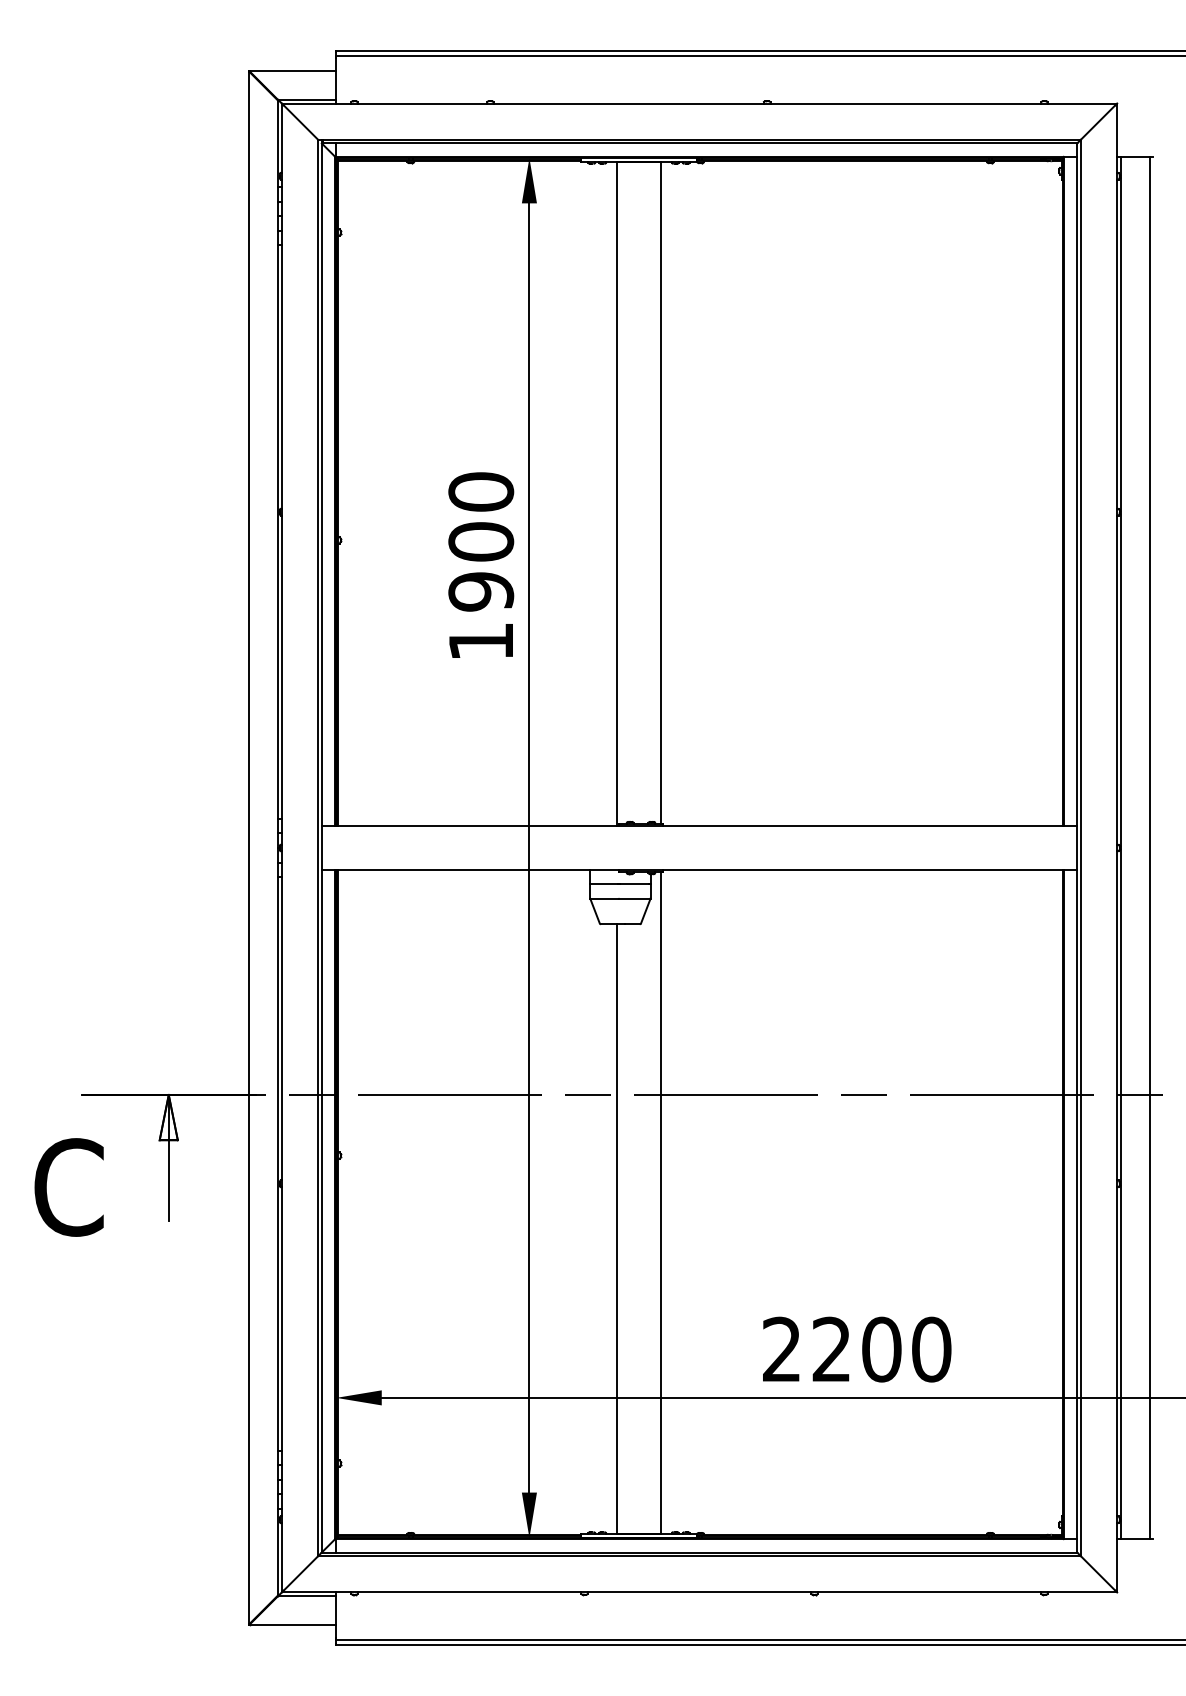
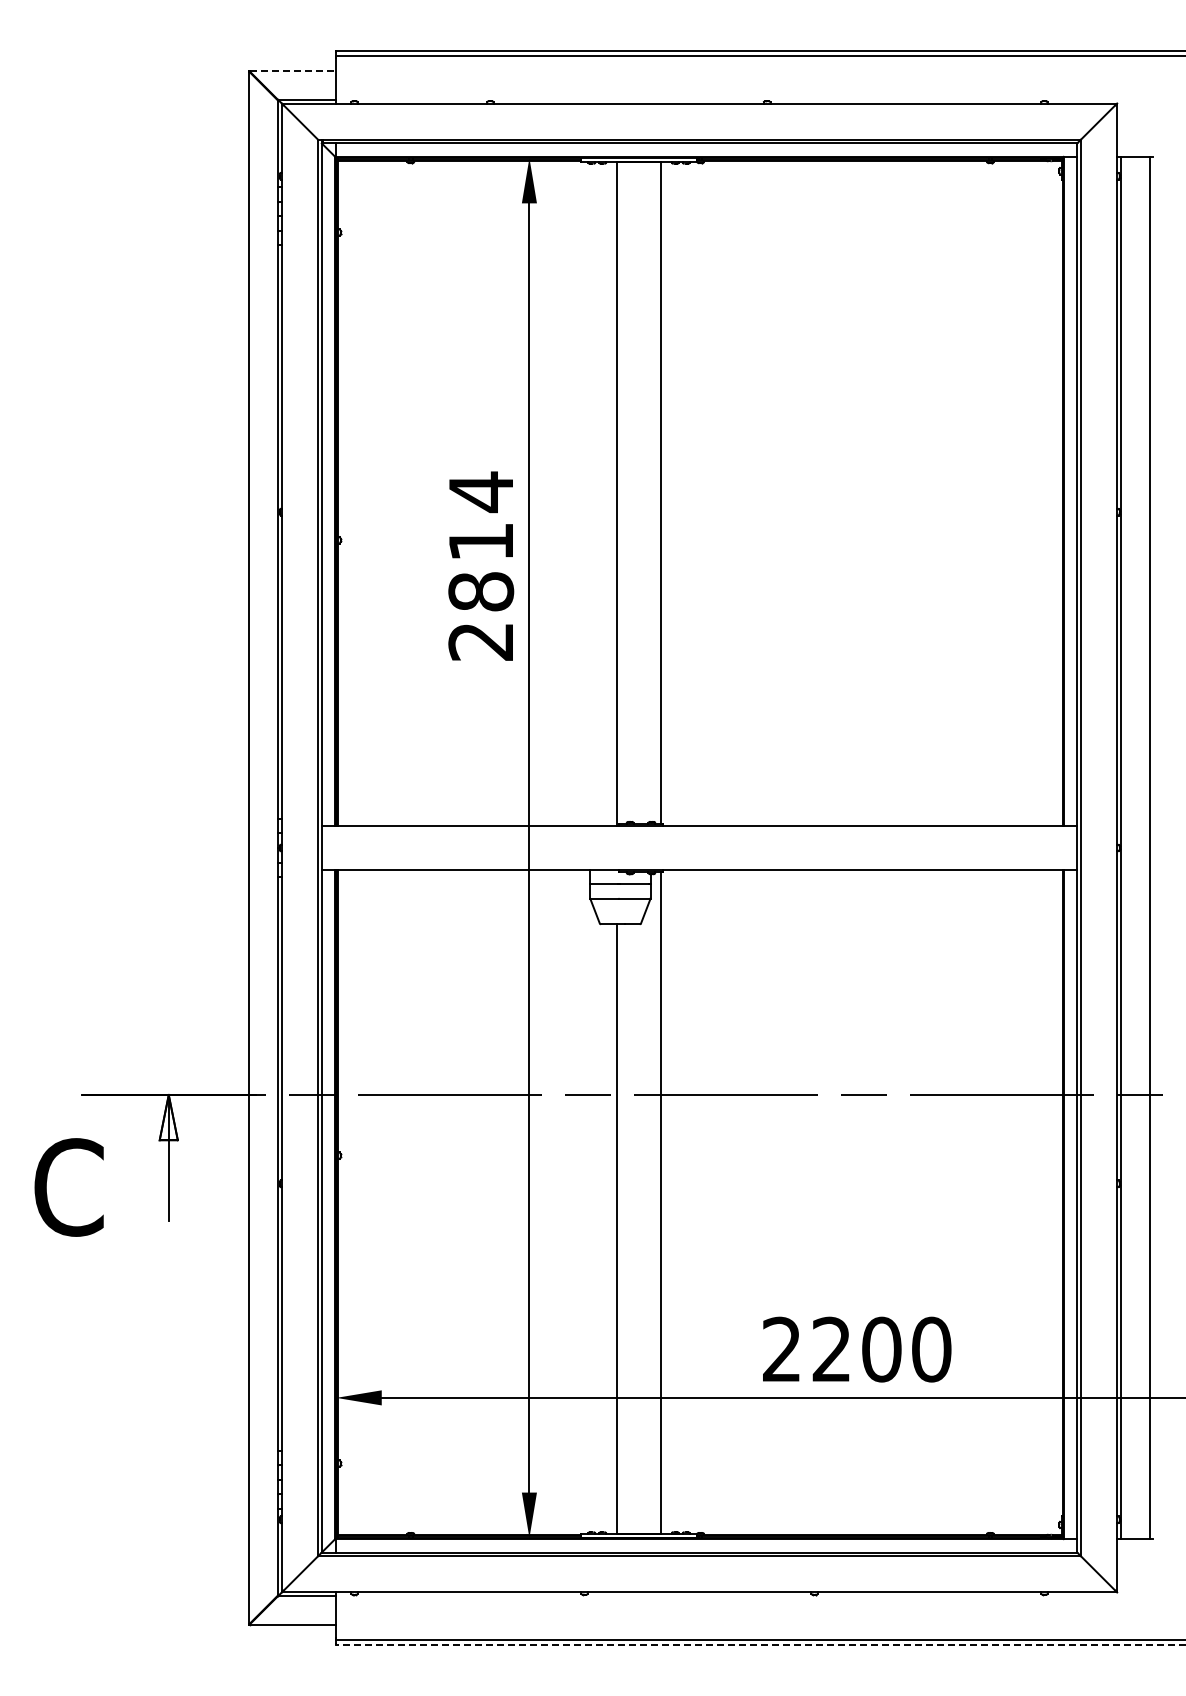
line: solid -> dashed (293, 71)
text: 1900 -> 2814 (481, 565)
line: solid -> dashed (760, 1645)
